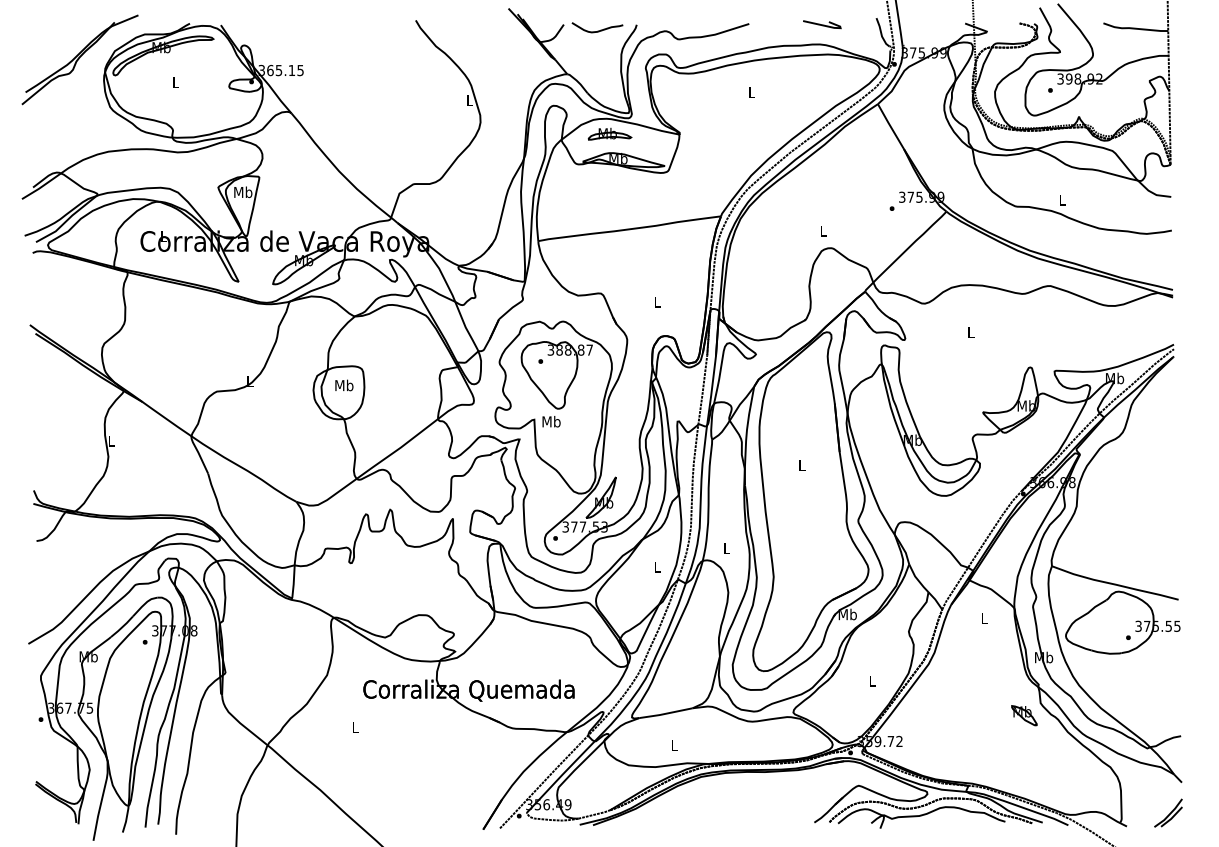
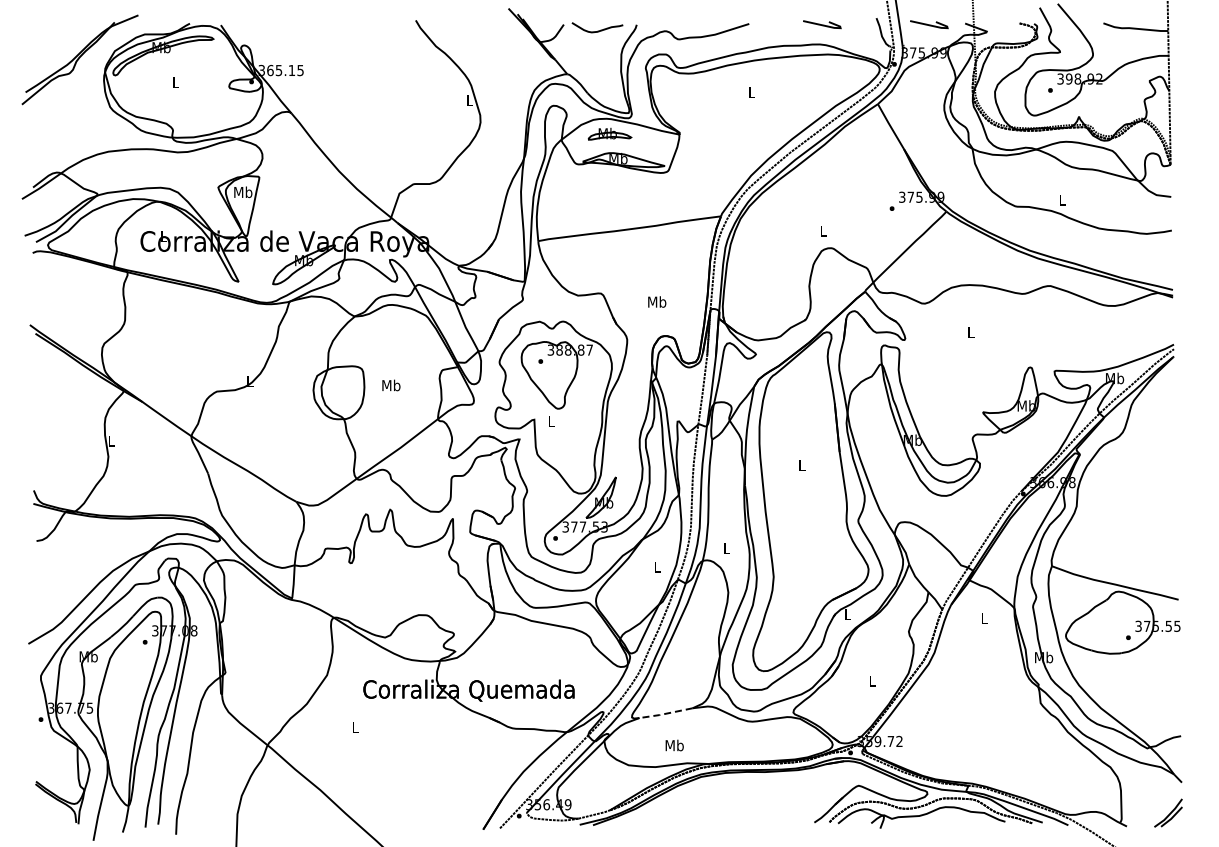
line: none -> present (929, 24)
text: L -> Mb (657, 301)
text position: (344, 385) -> (391, 385) (391, 385)
text: Mb -> L (551, 421)
text: Mb -> L (847, 614)
line: solid -> dashed (665, 713)
part: present -> none (1024, 715)
text: L -> Mb (674, 745)
